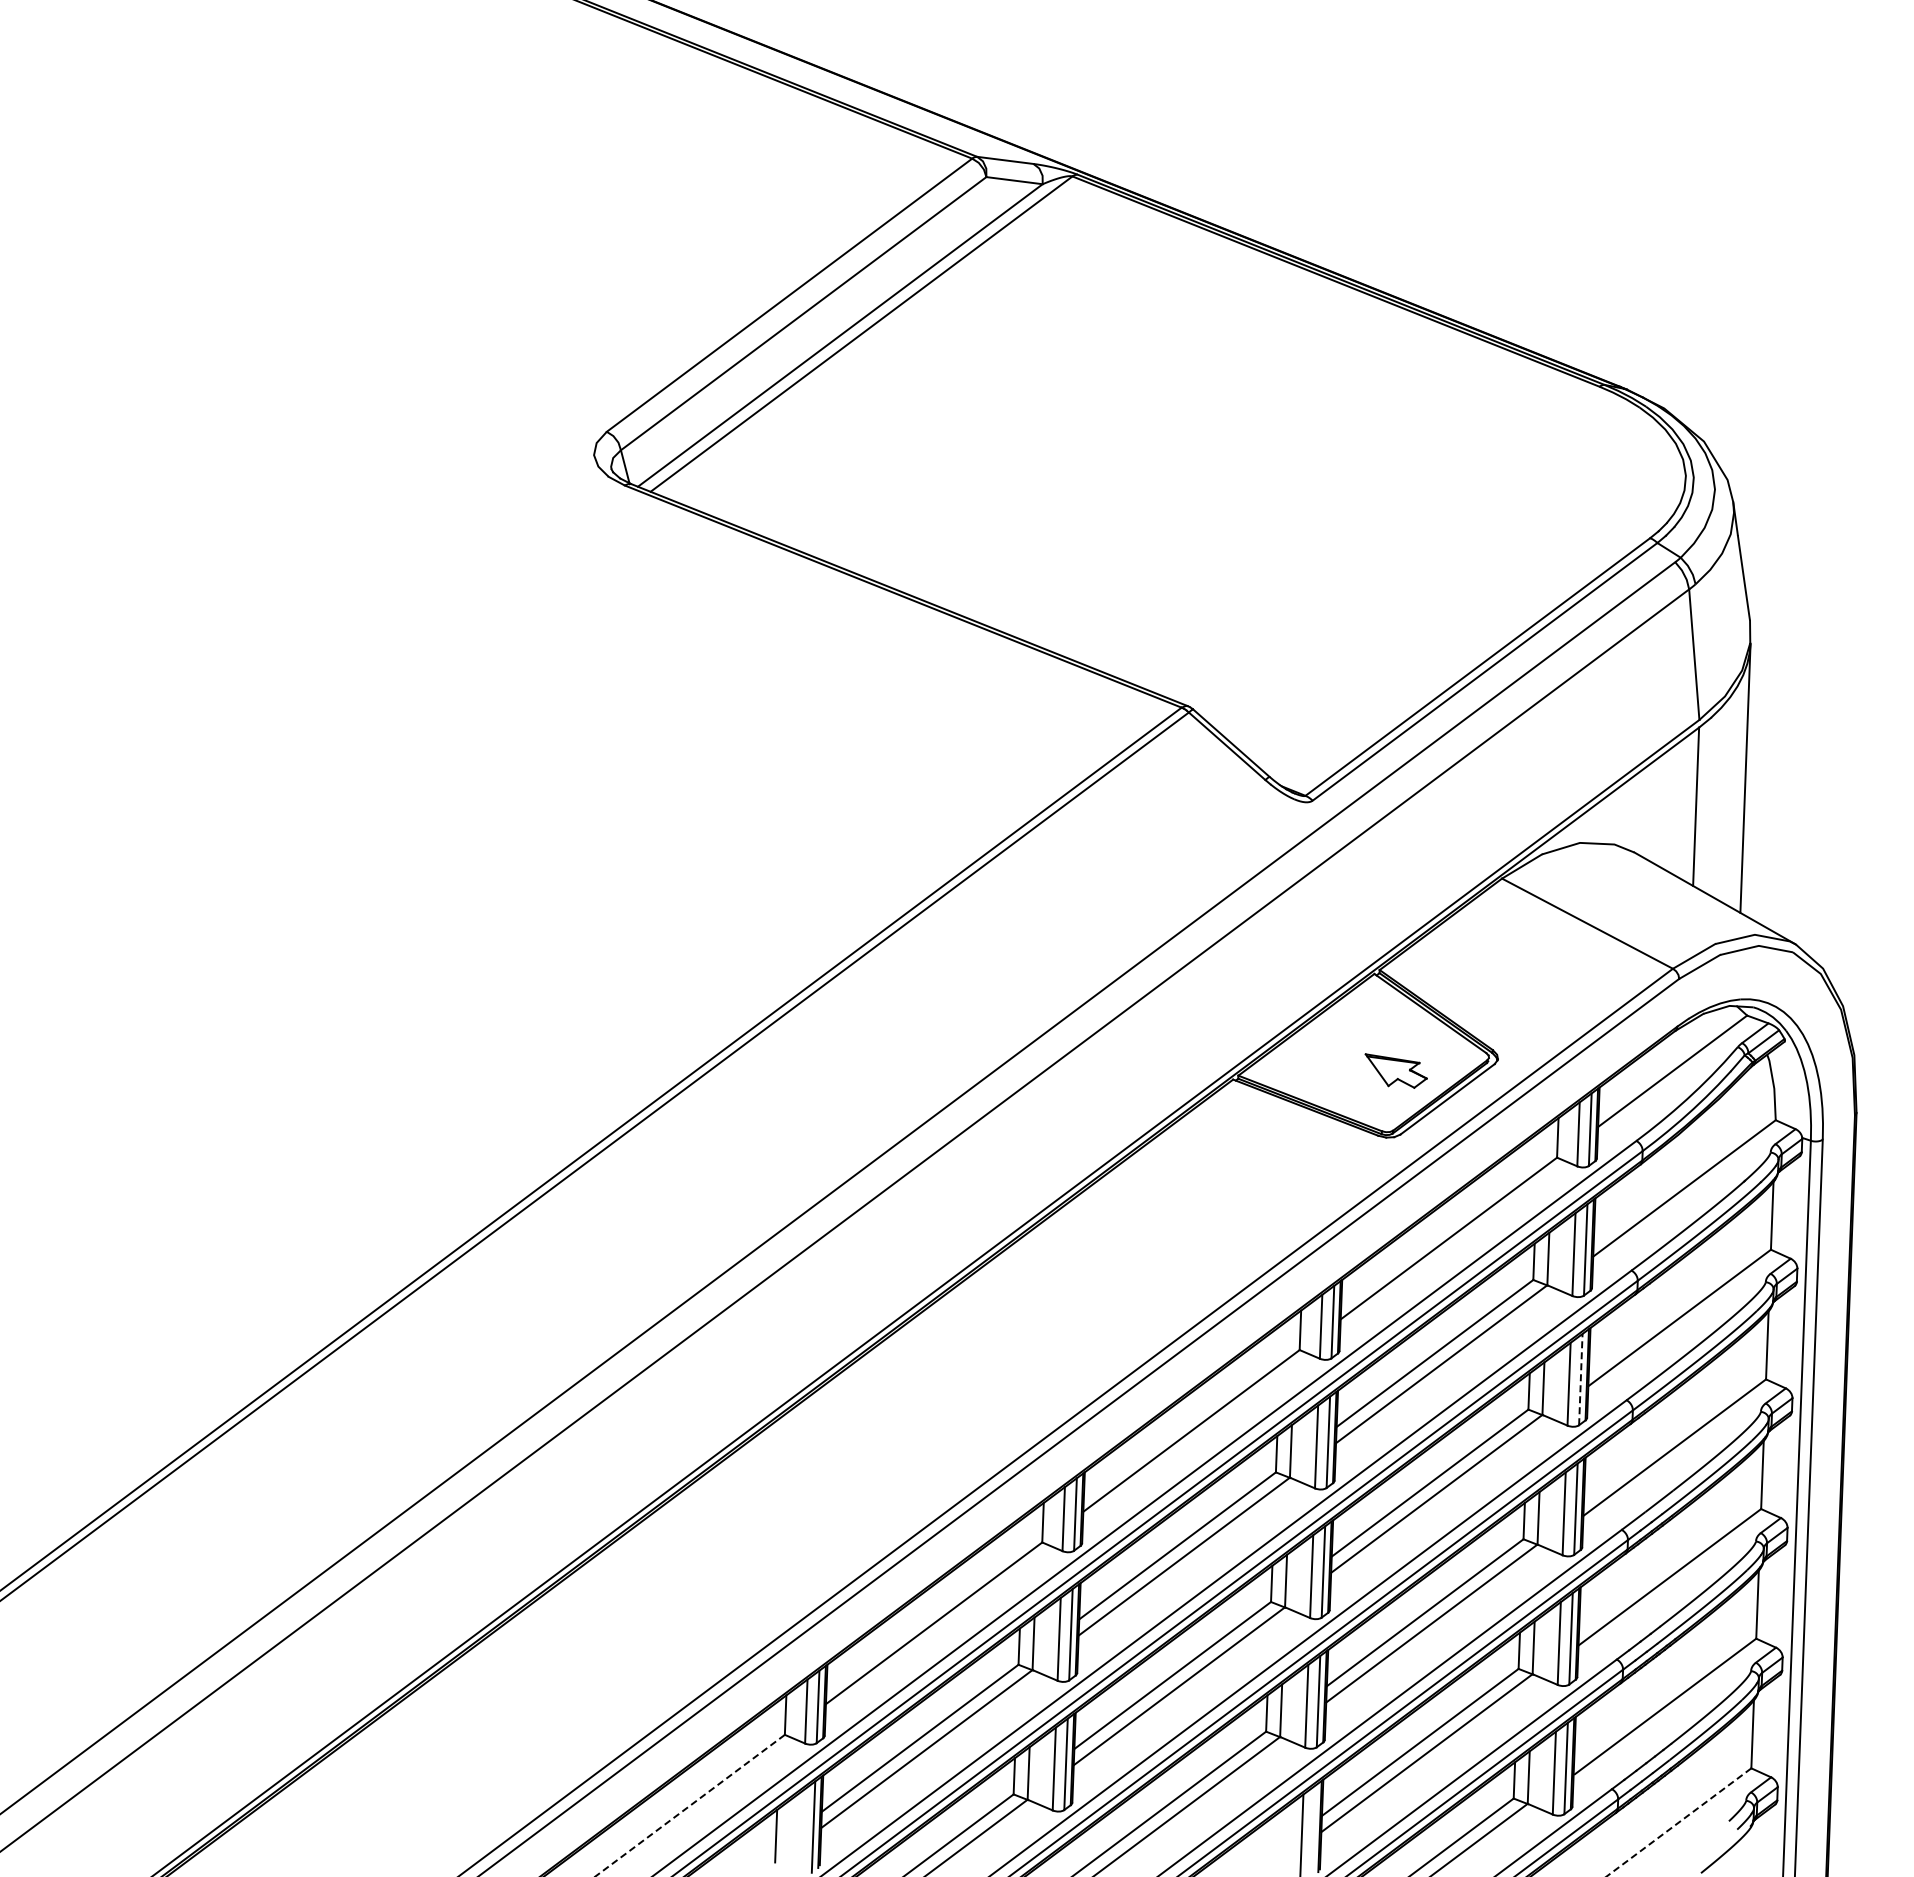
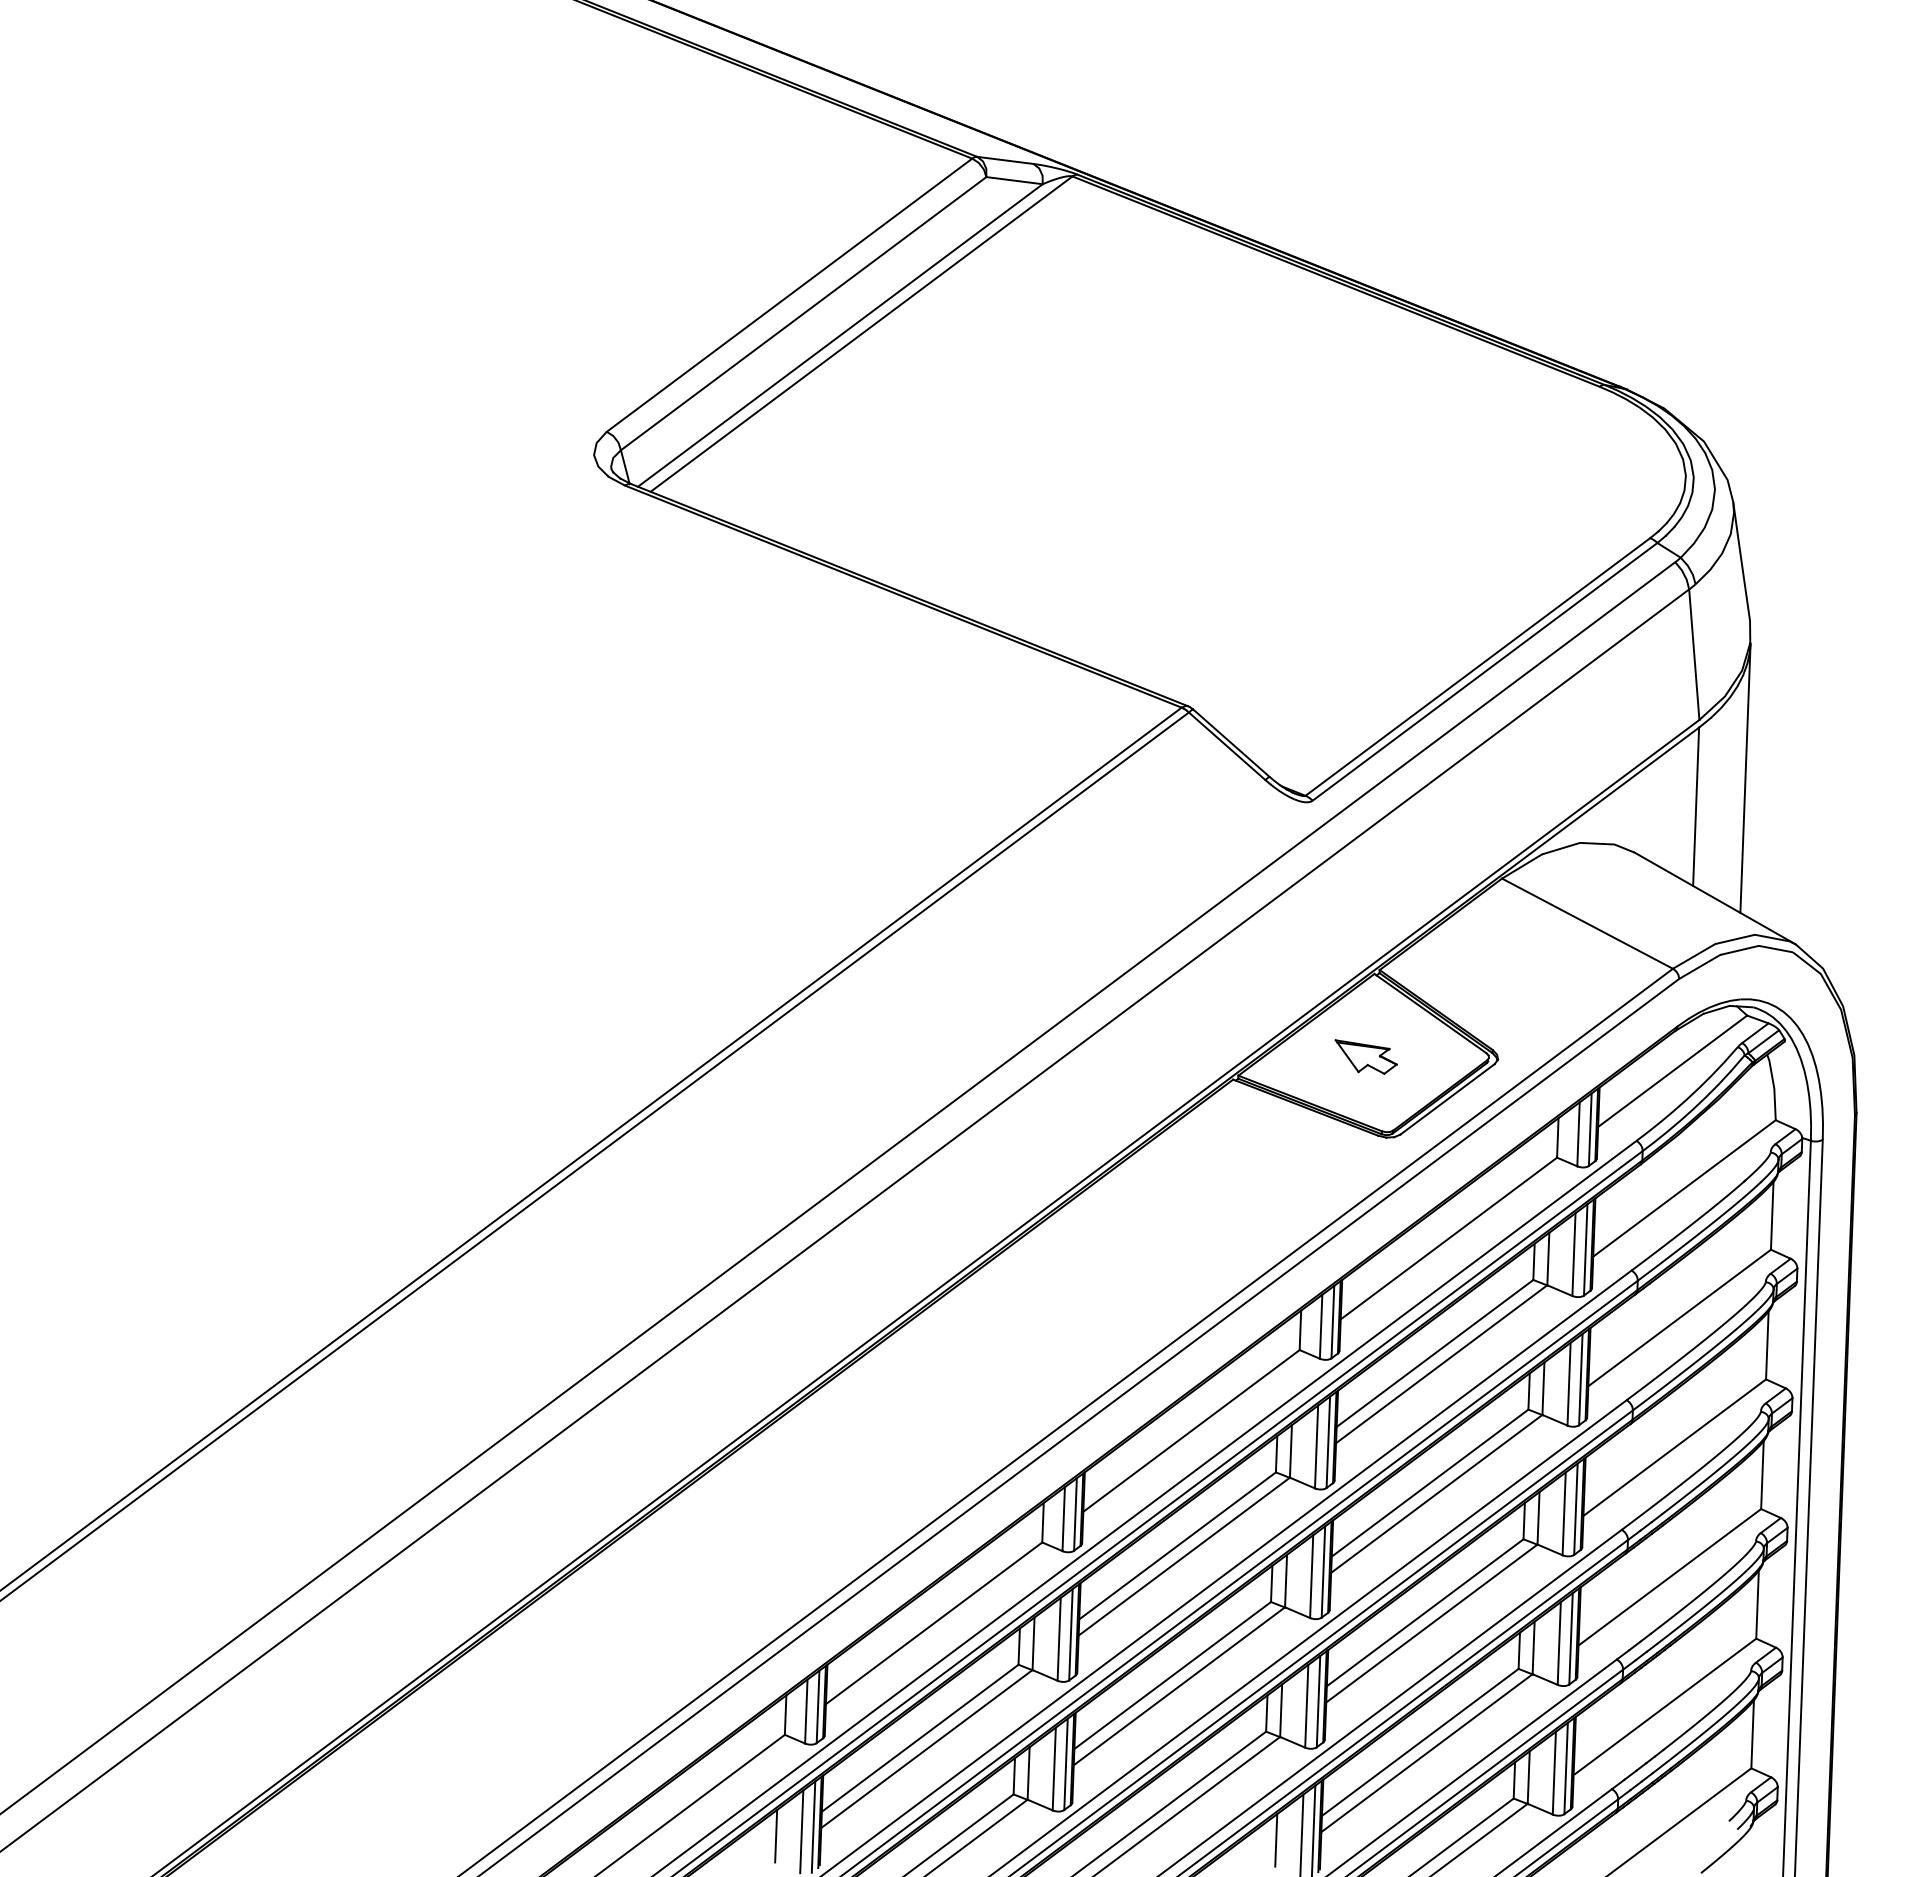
part position: (1395, 1070) -> (1365, 1056) (1365, 1056)
line: dashed -> solid (1580, 1379)
line: dashed -> solid (689, 1805)
line: dashed -> solid (1678, 1822)
line: none -> present (1313, 1829)
line: none -> present (801, 1831)
line: none -> present (1276, 1840)
